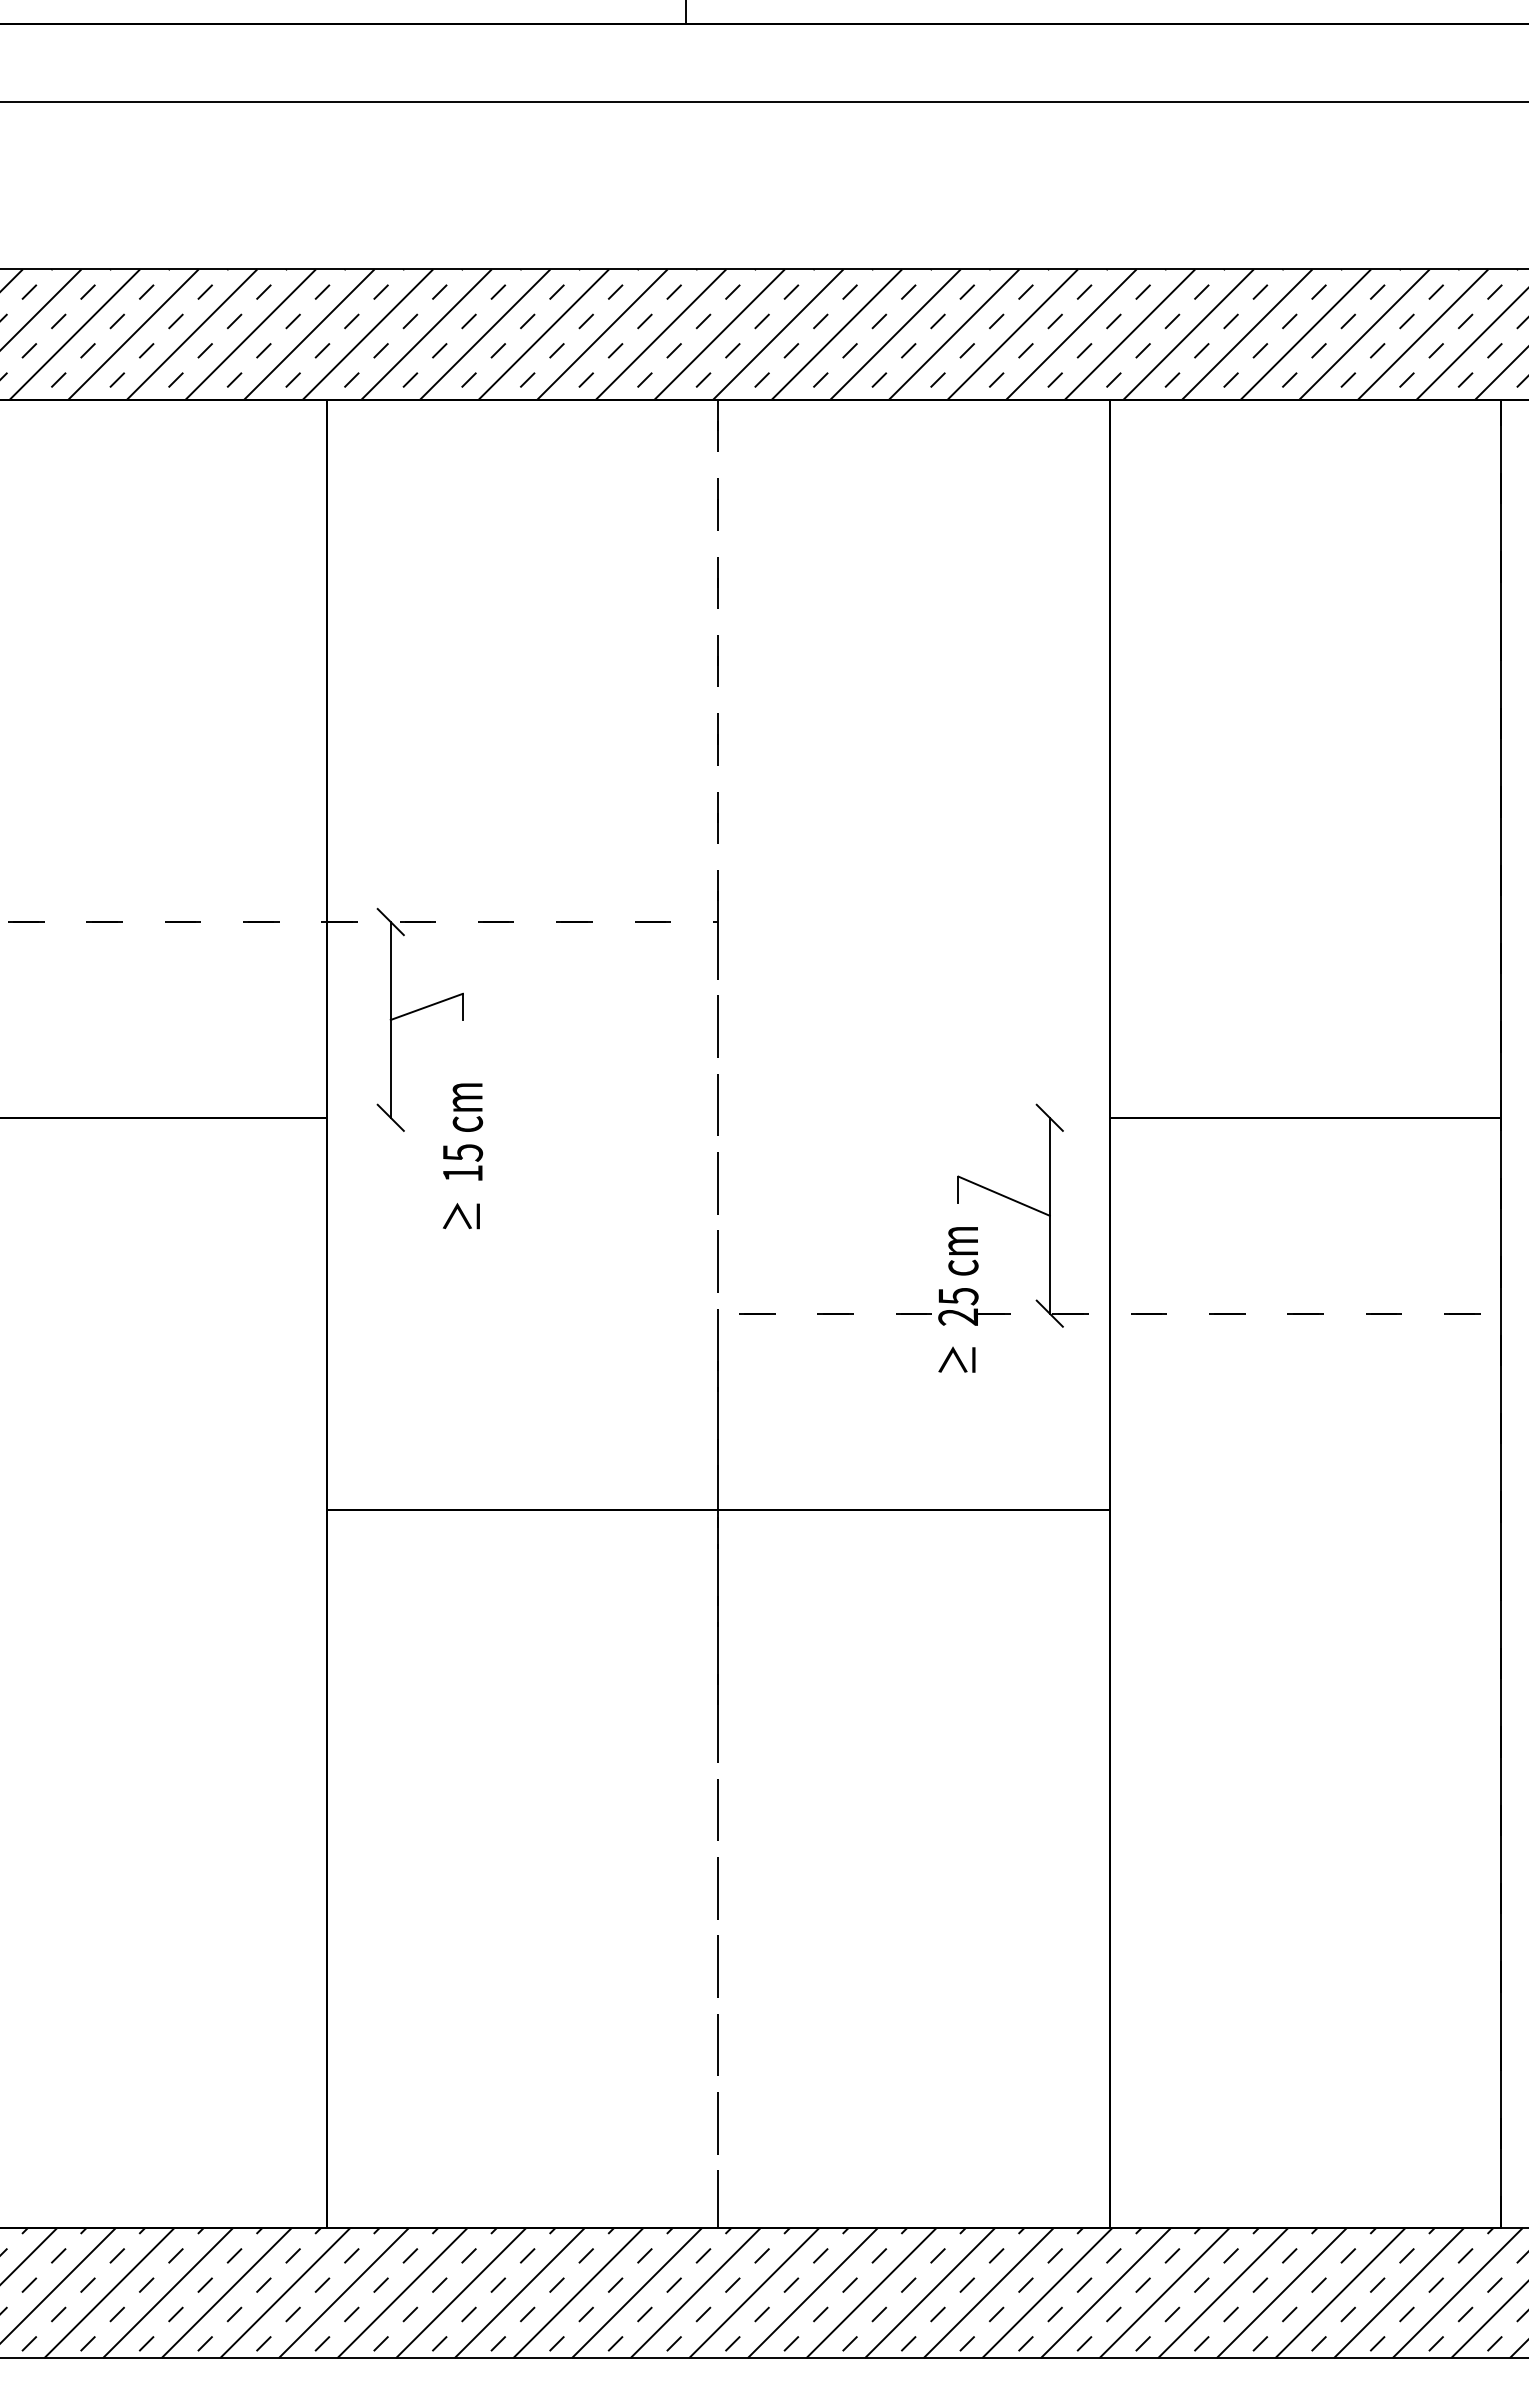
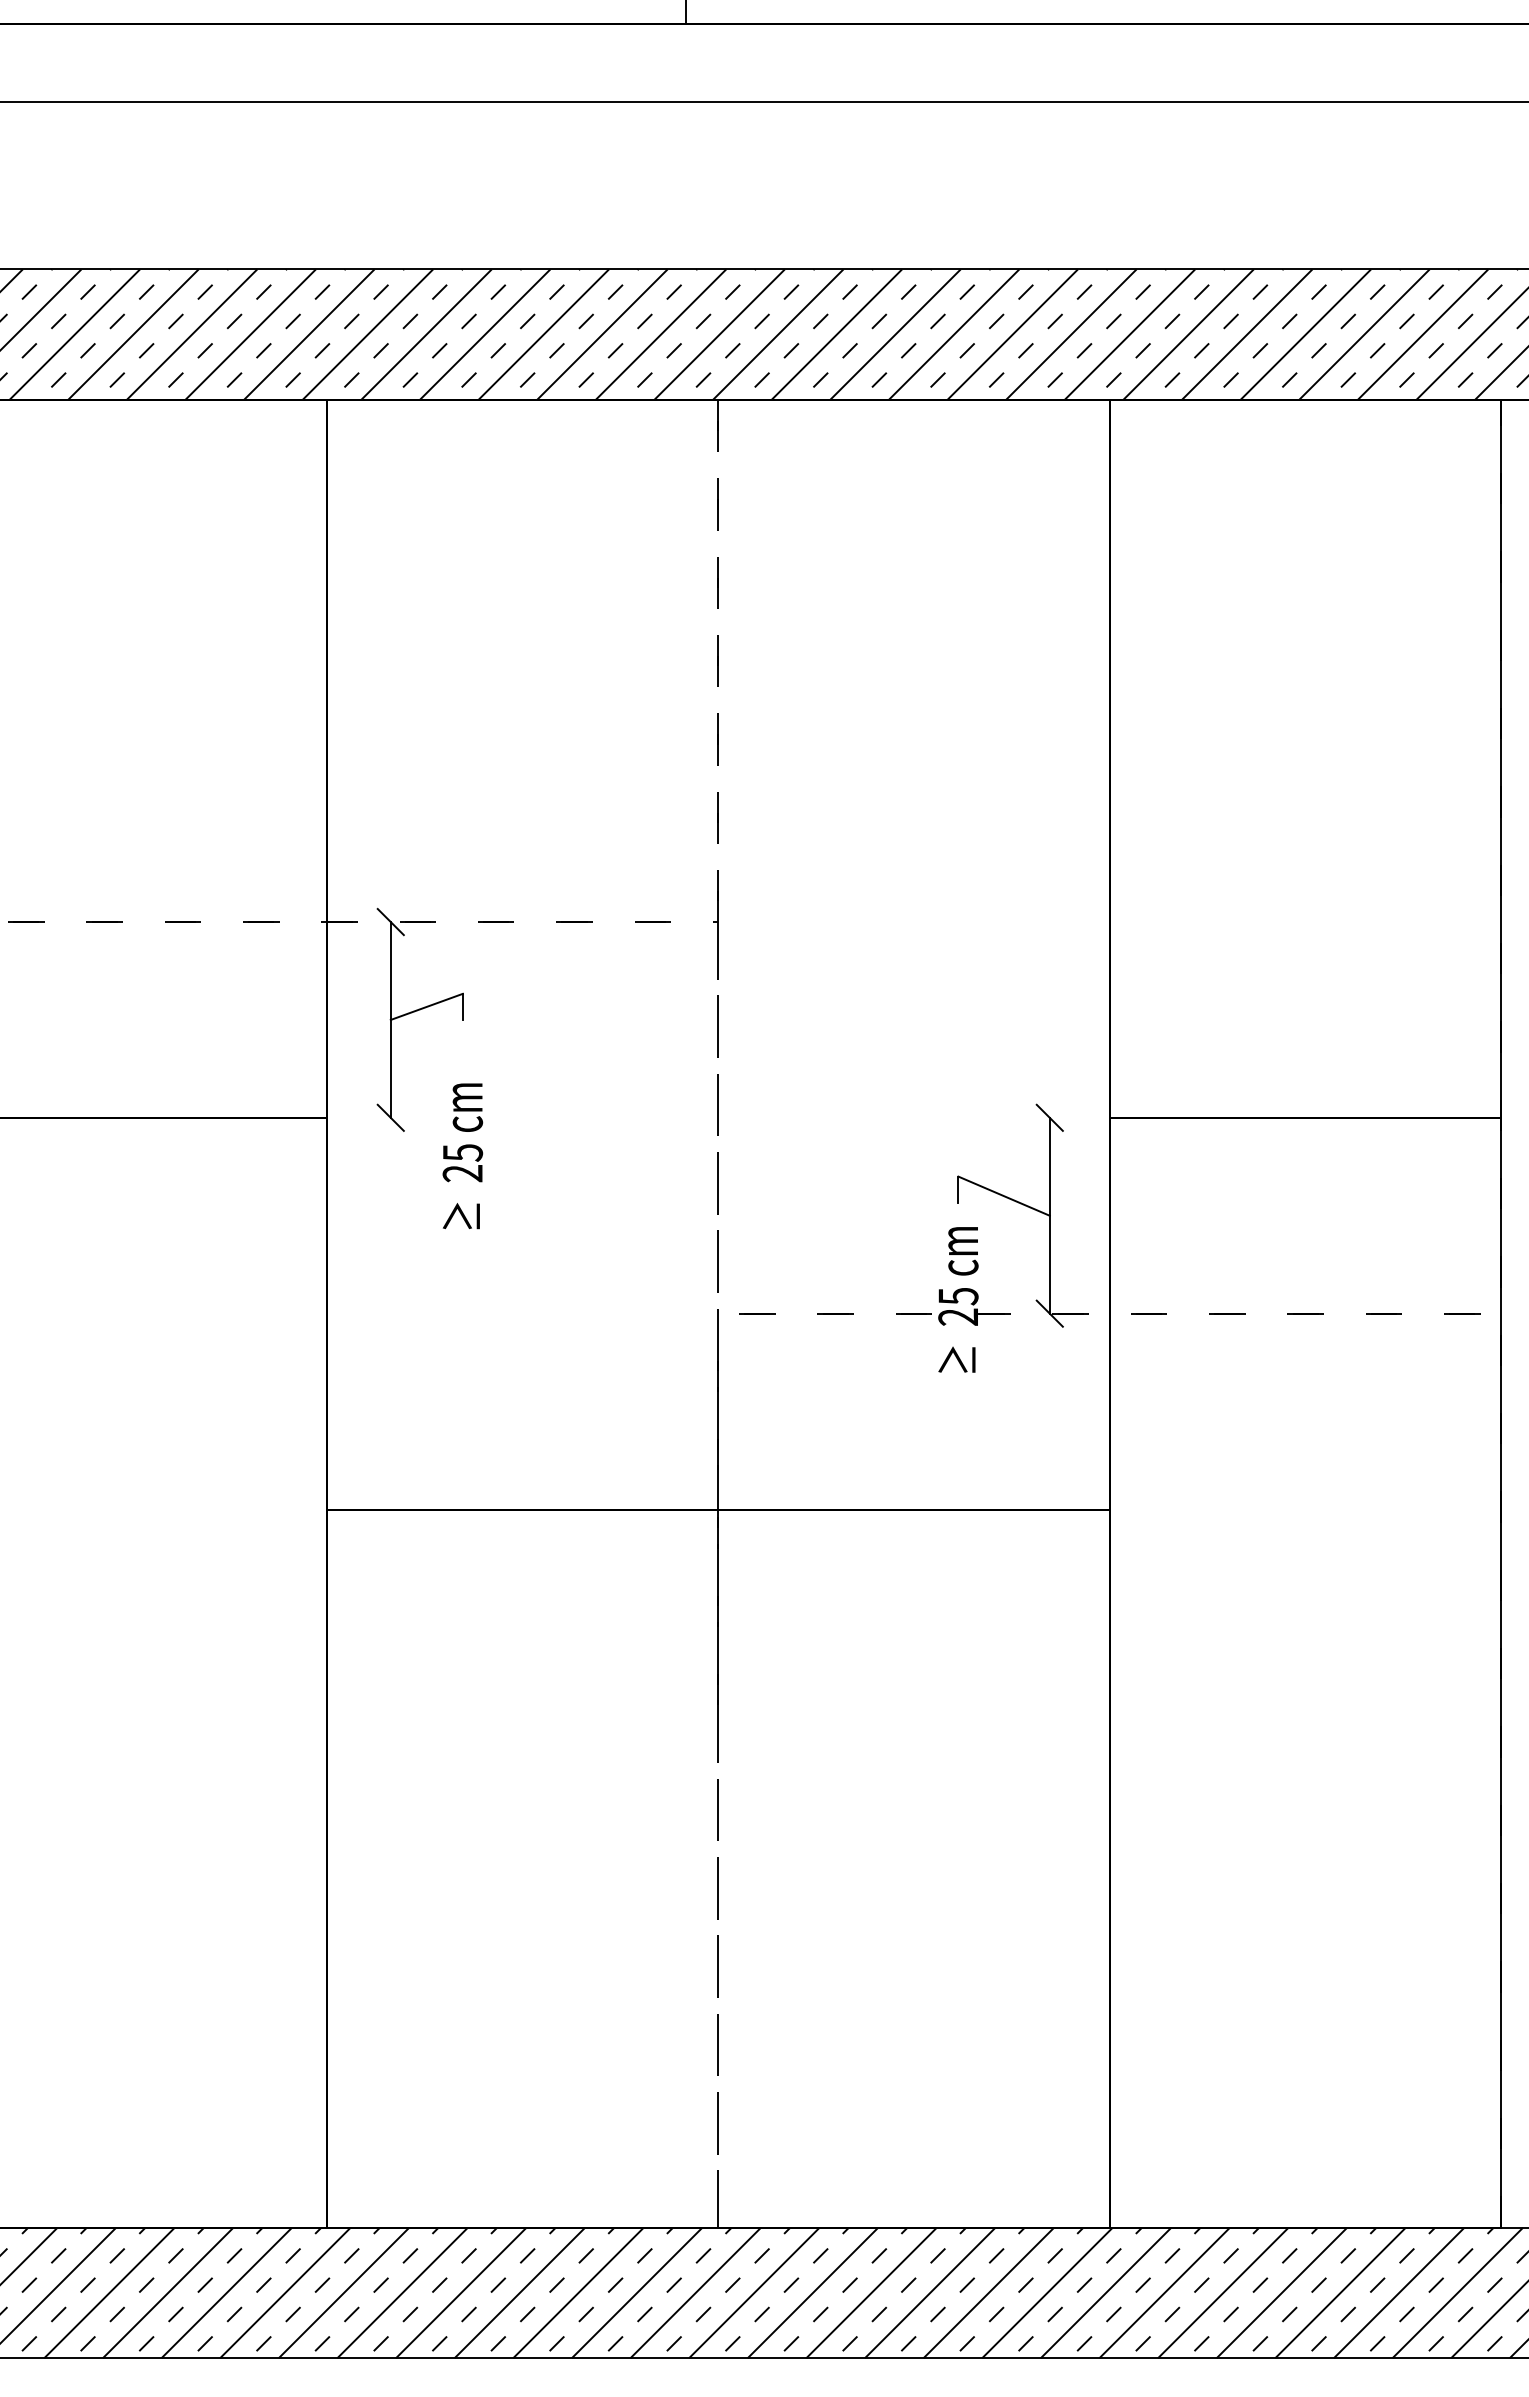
text: 15 -> 25 (462, 1173)
